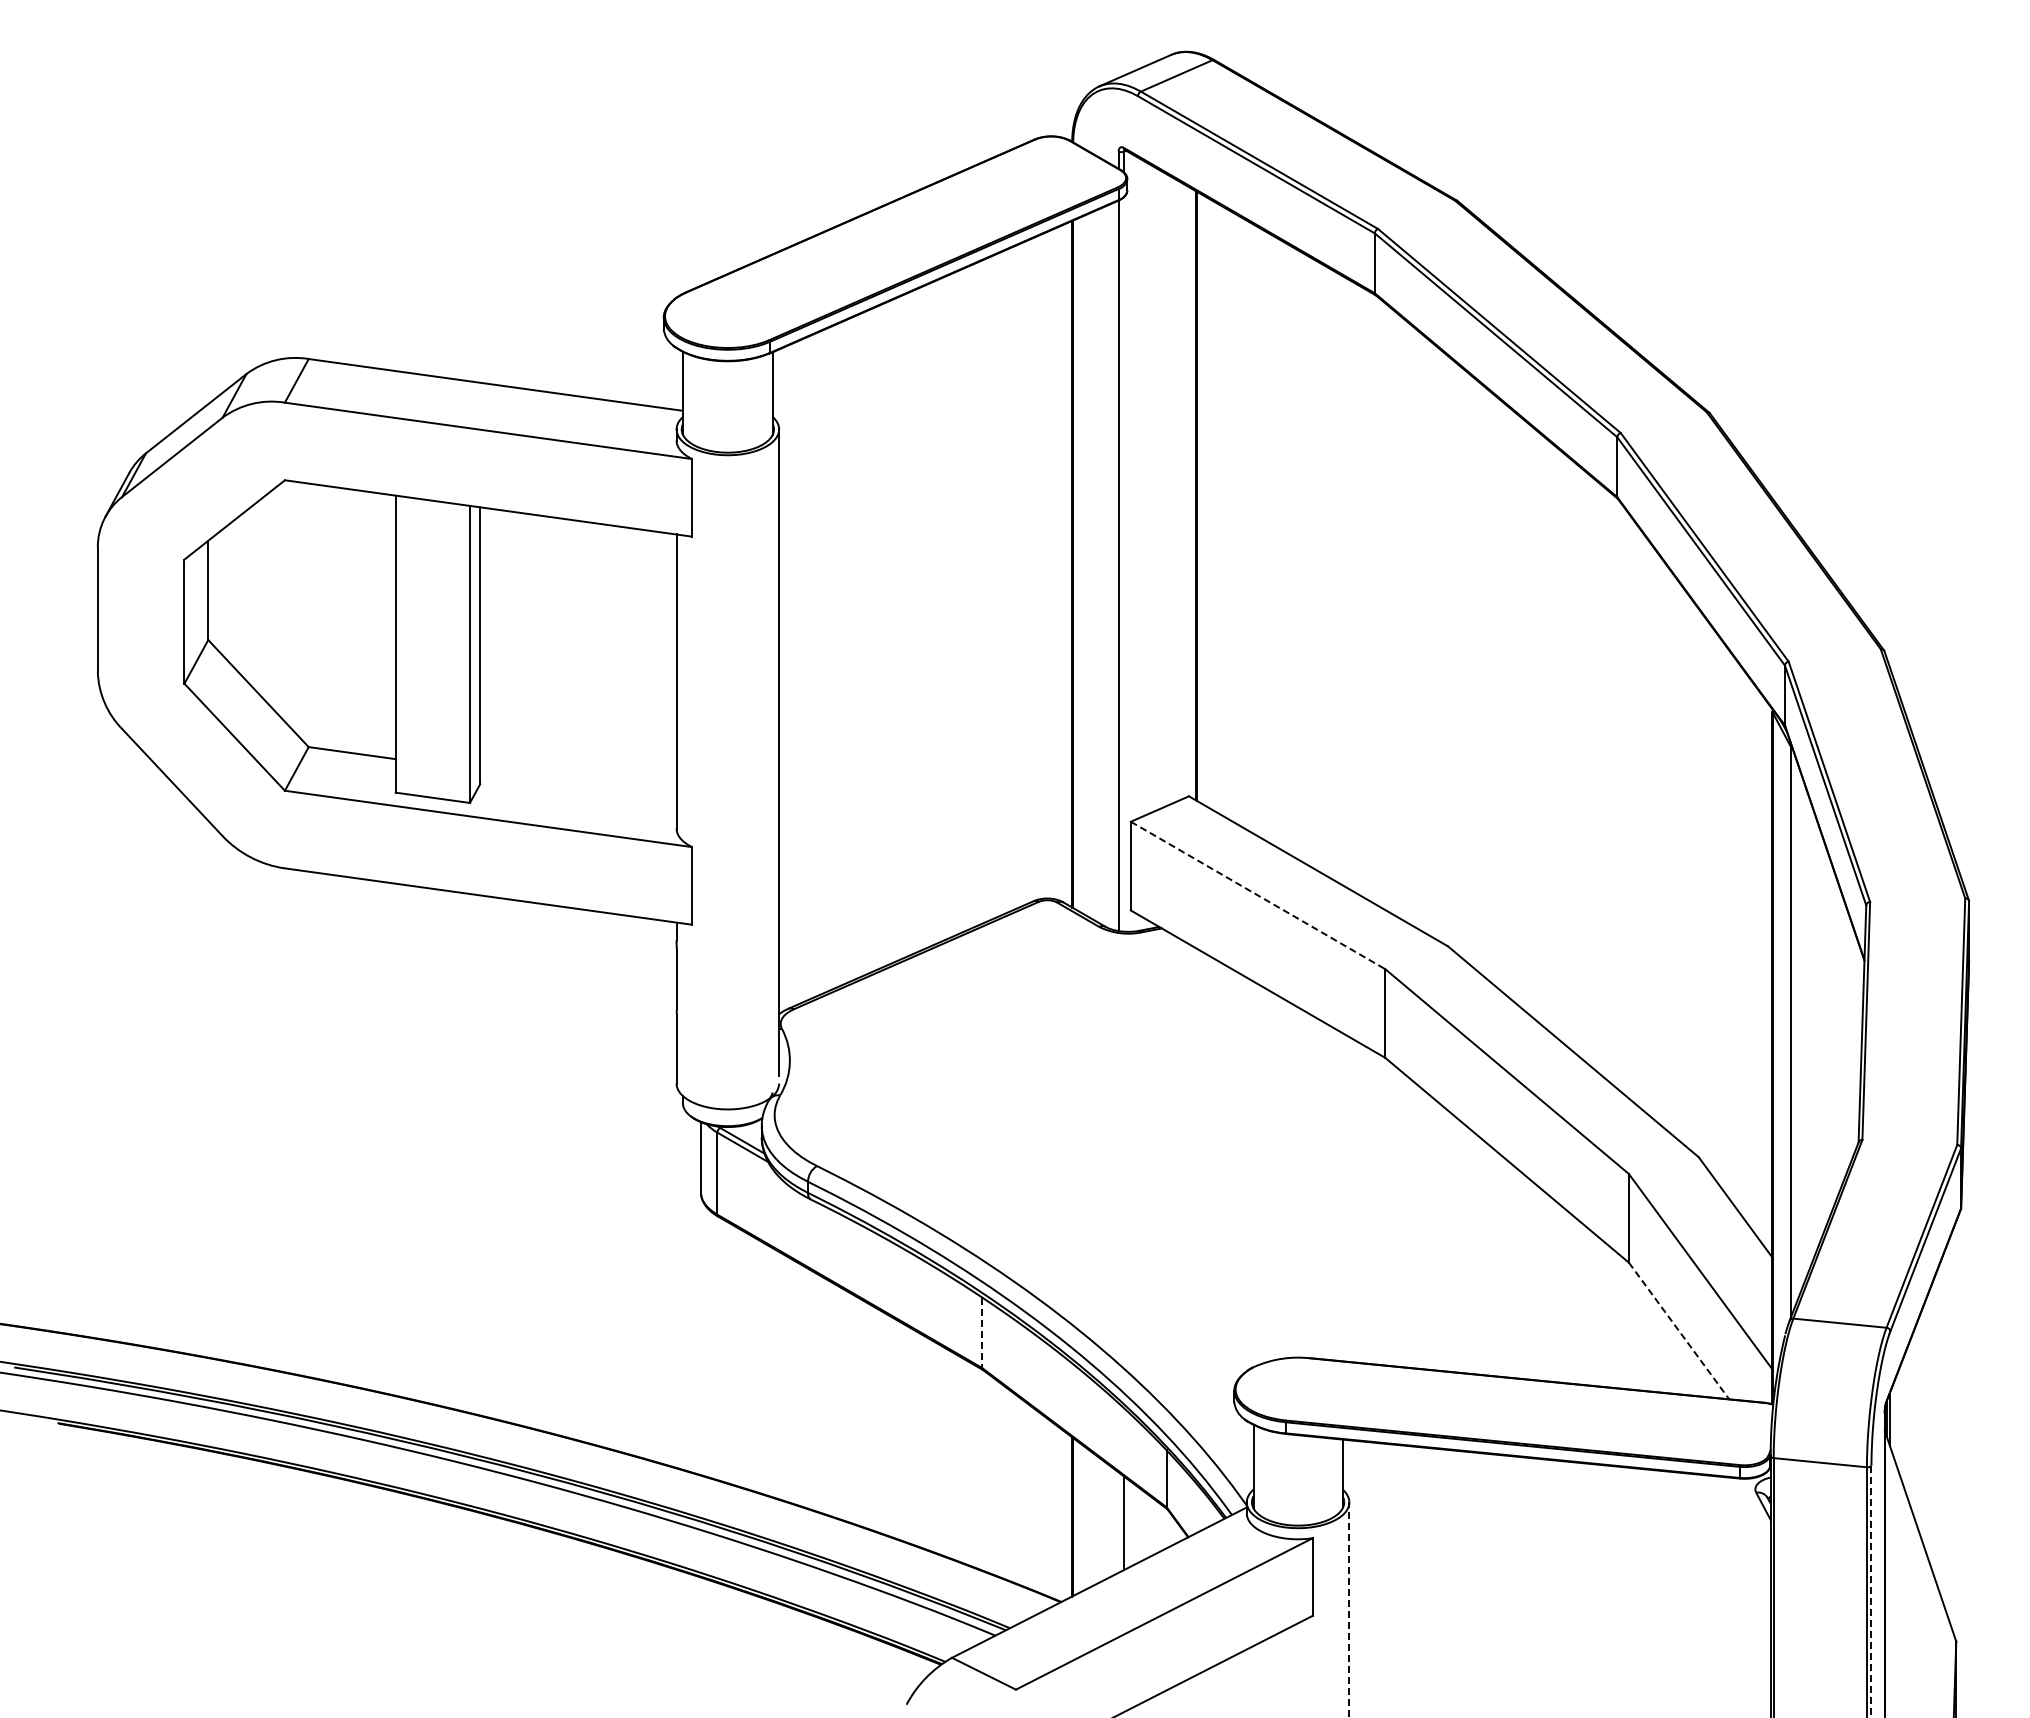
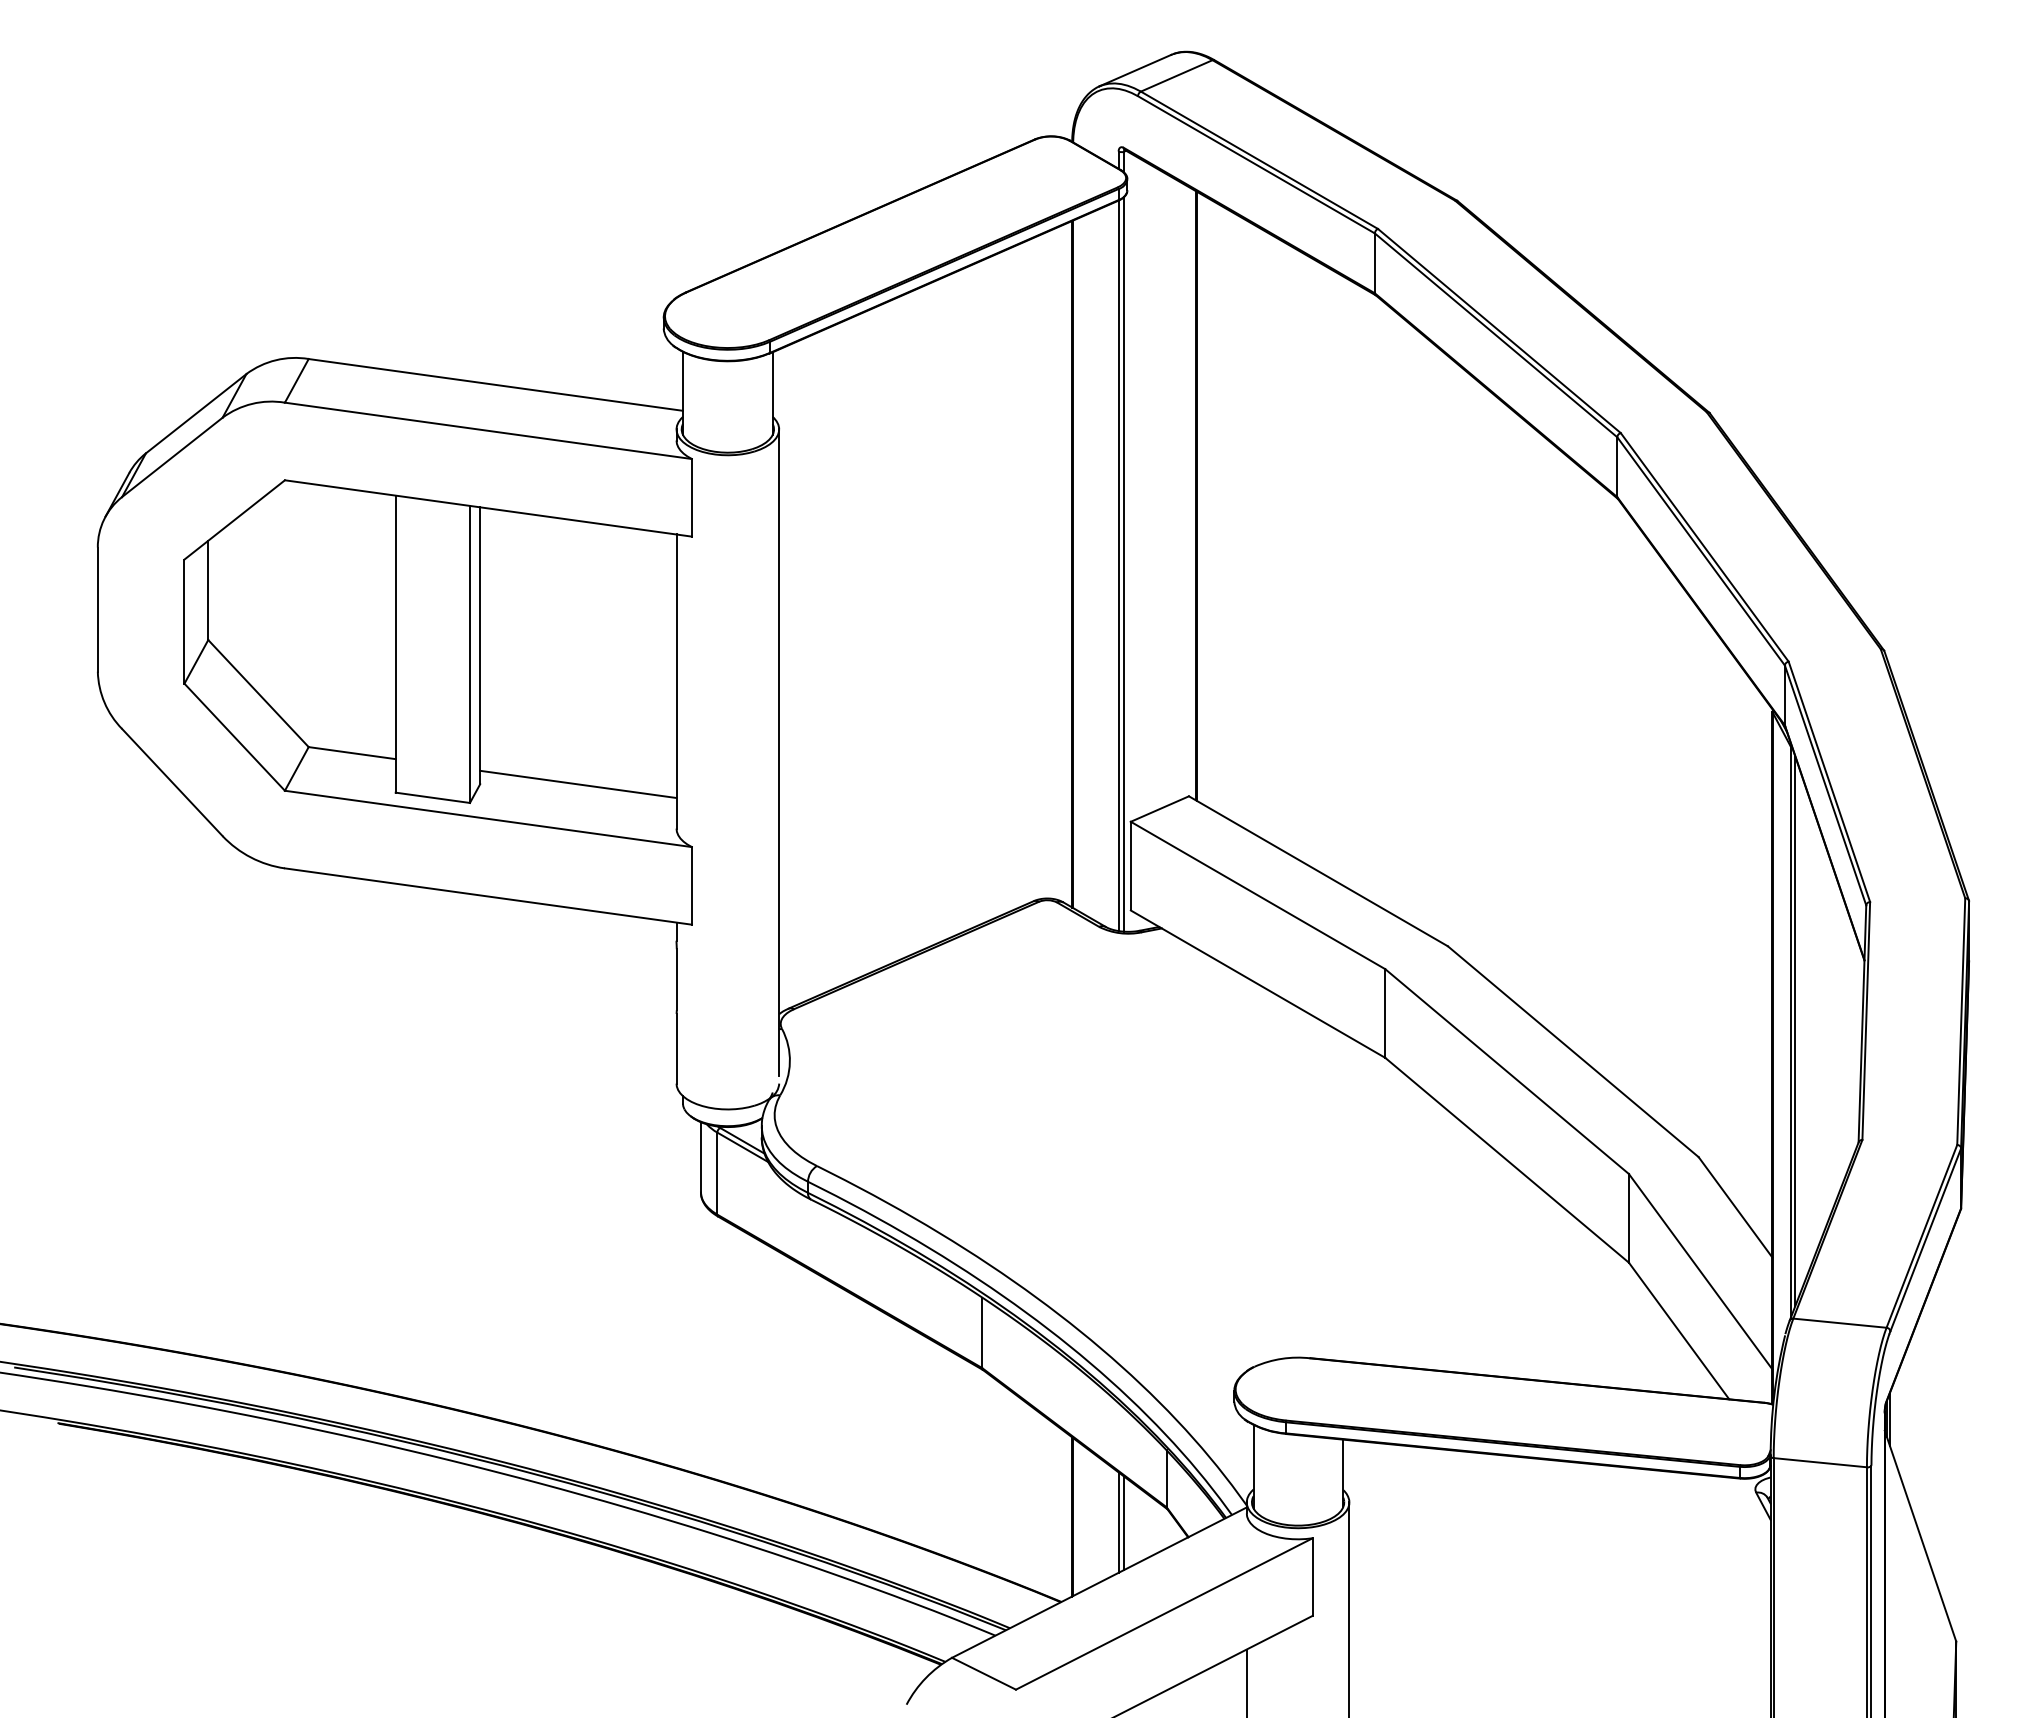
line: none -> present (1124, 564)
line: none -> present (578, 784)
line: dashed -> solid (1258, 895)
line: none -> present (1795, 1031)
line: dashed -> solid (1679, 1331)
line: dashed -> solid (982, 1333)
line: none -> present (1118, 1522)
line: dashed -> solid (1871, 1591)
line: dashed -> solid (1349, 1609)
line: none -> present (1246, 1681)
